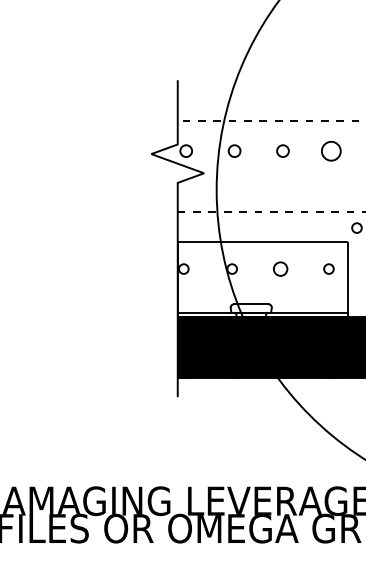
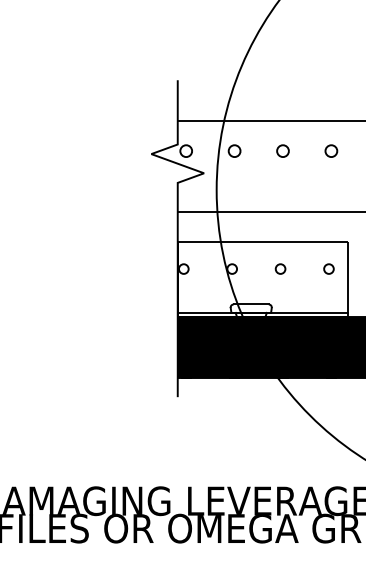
line: dashed -> solid (271, 120)
circle size: 21x22 px -> 15x14 px (331, 150)
line: dashed -> solid (271, 211)
circle: present -> none (356, 227)
circle size: 16x16 px -> 13x12 px (280, 268)
